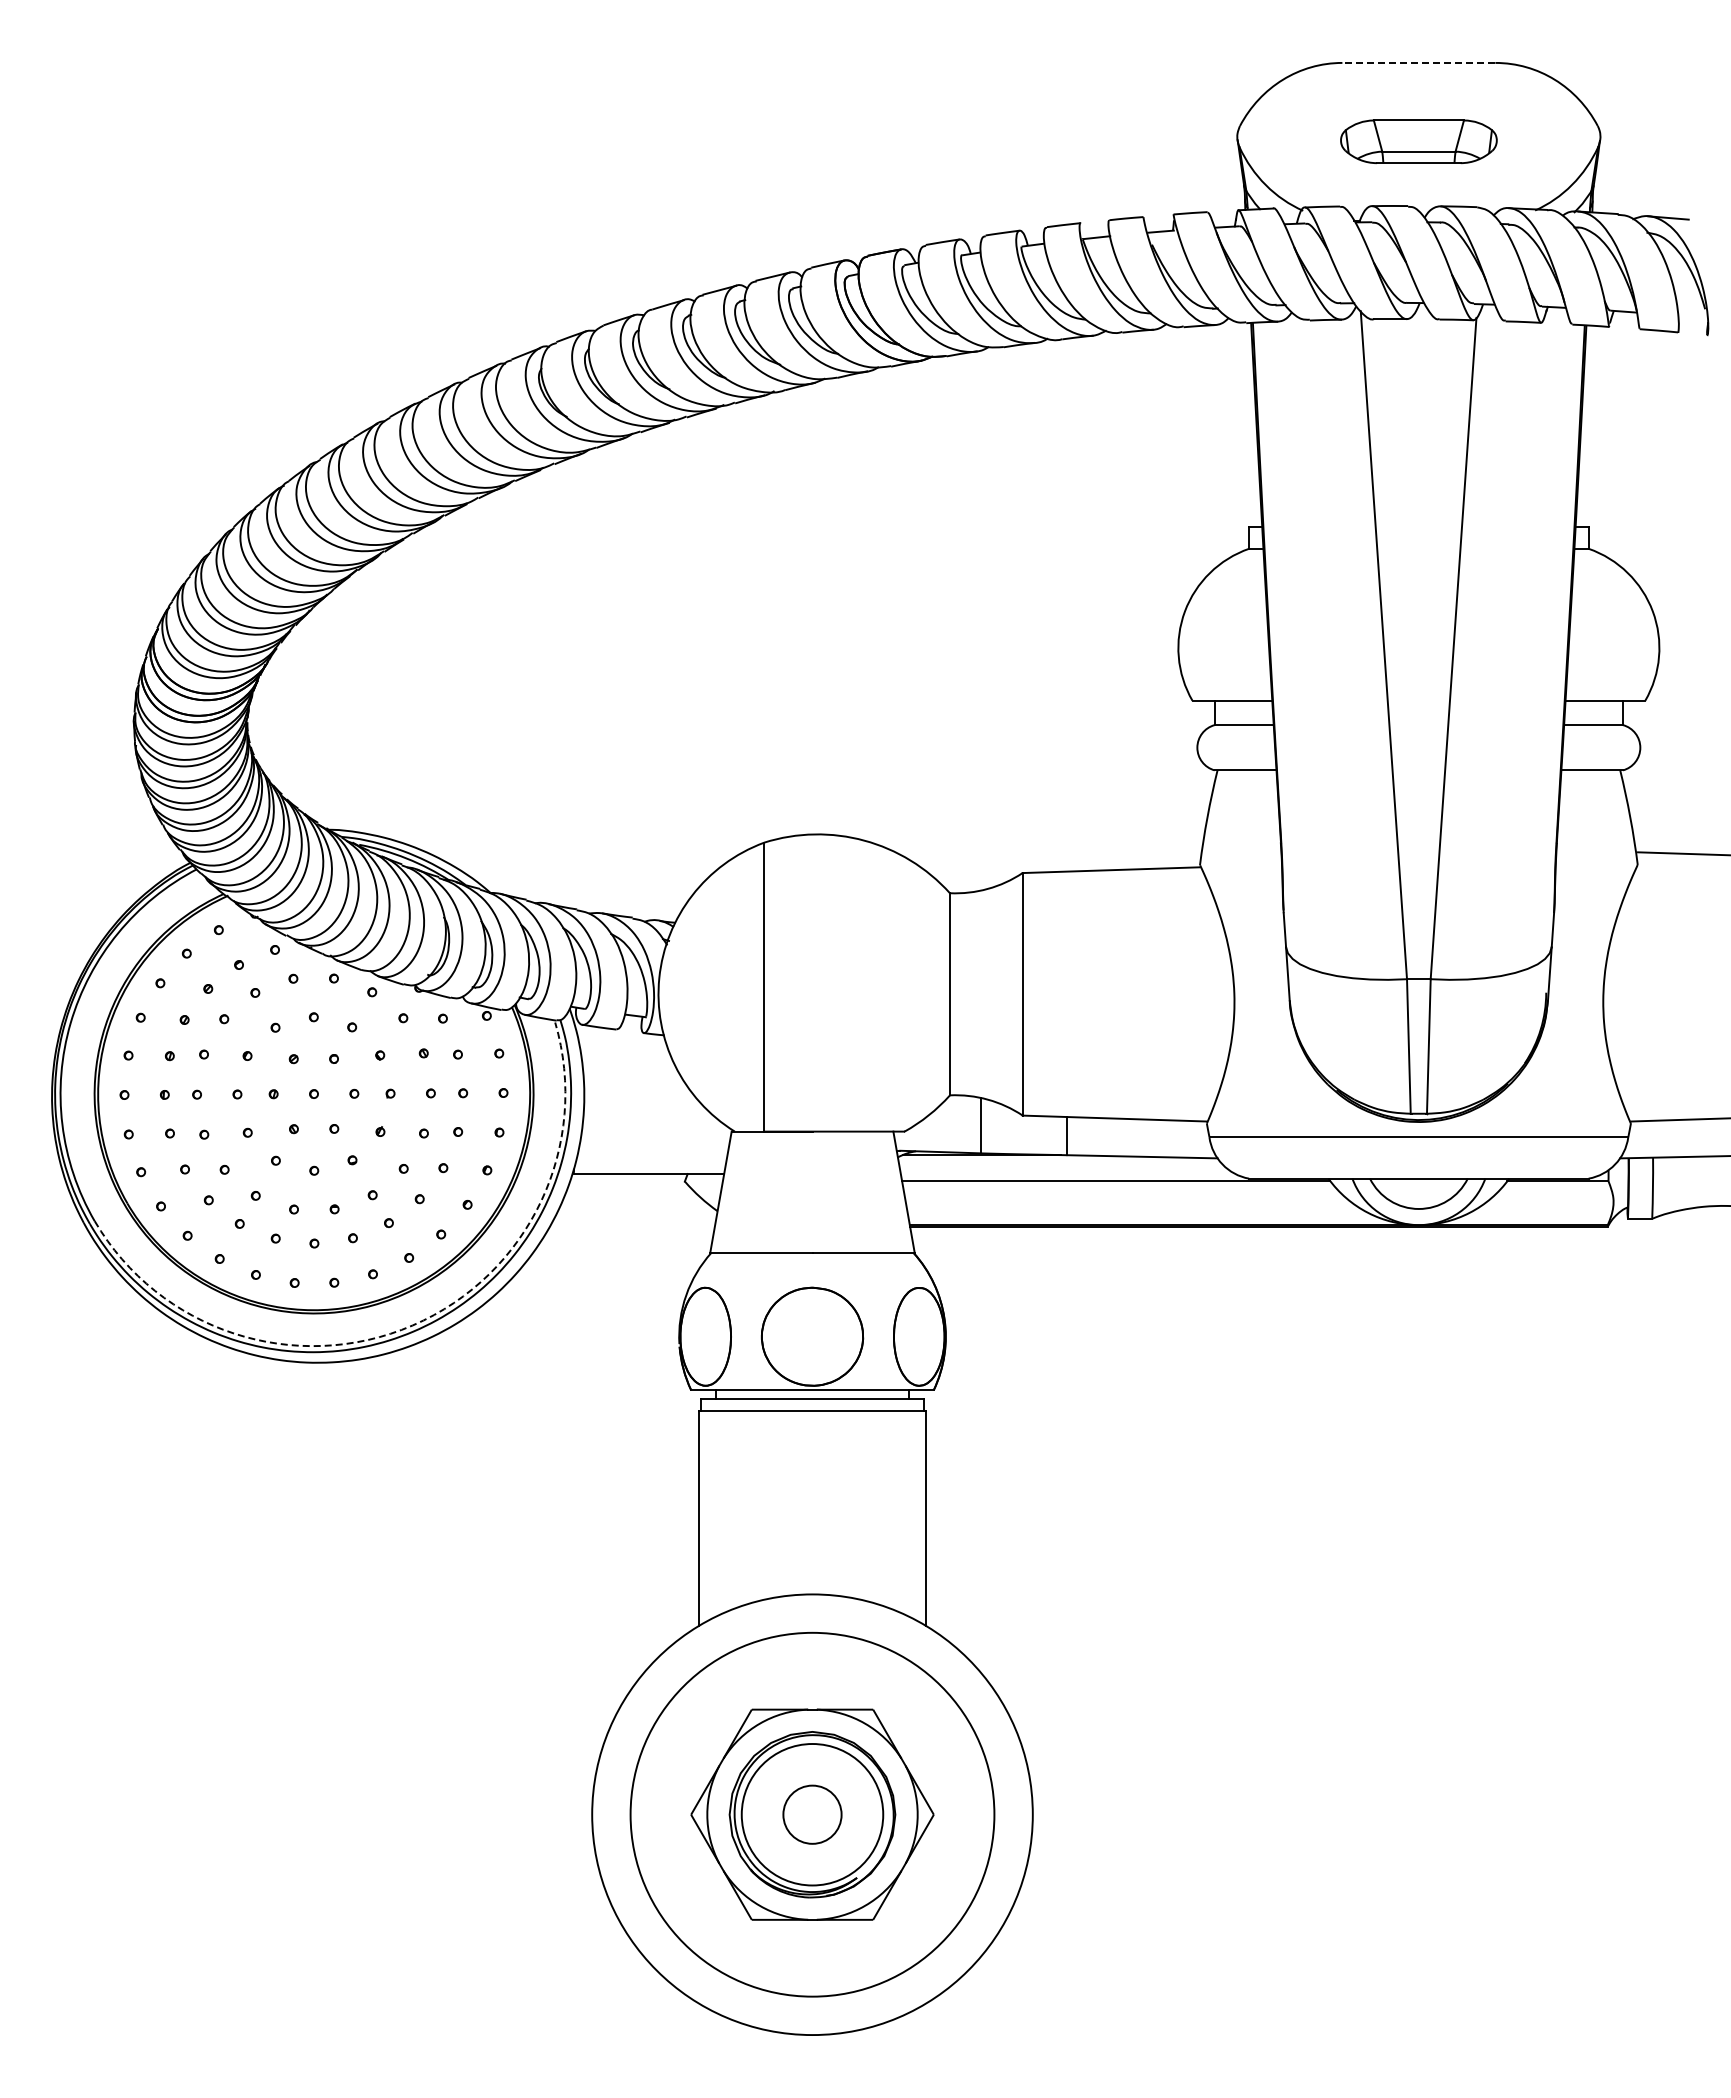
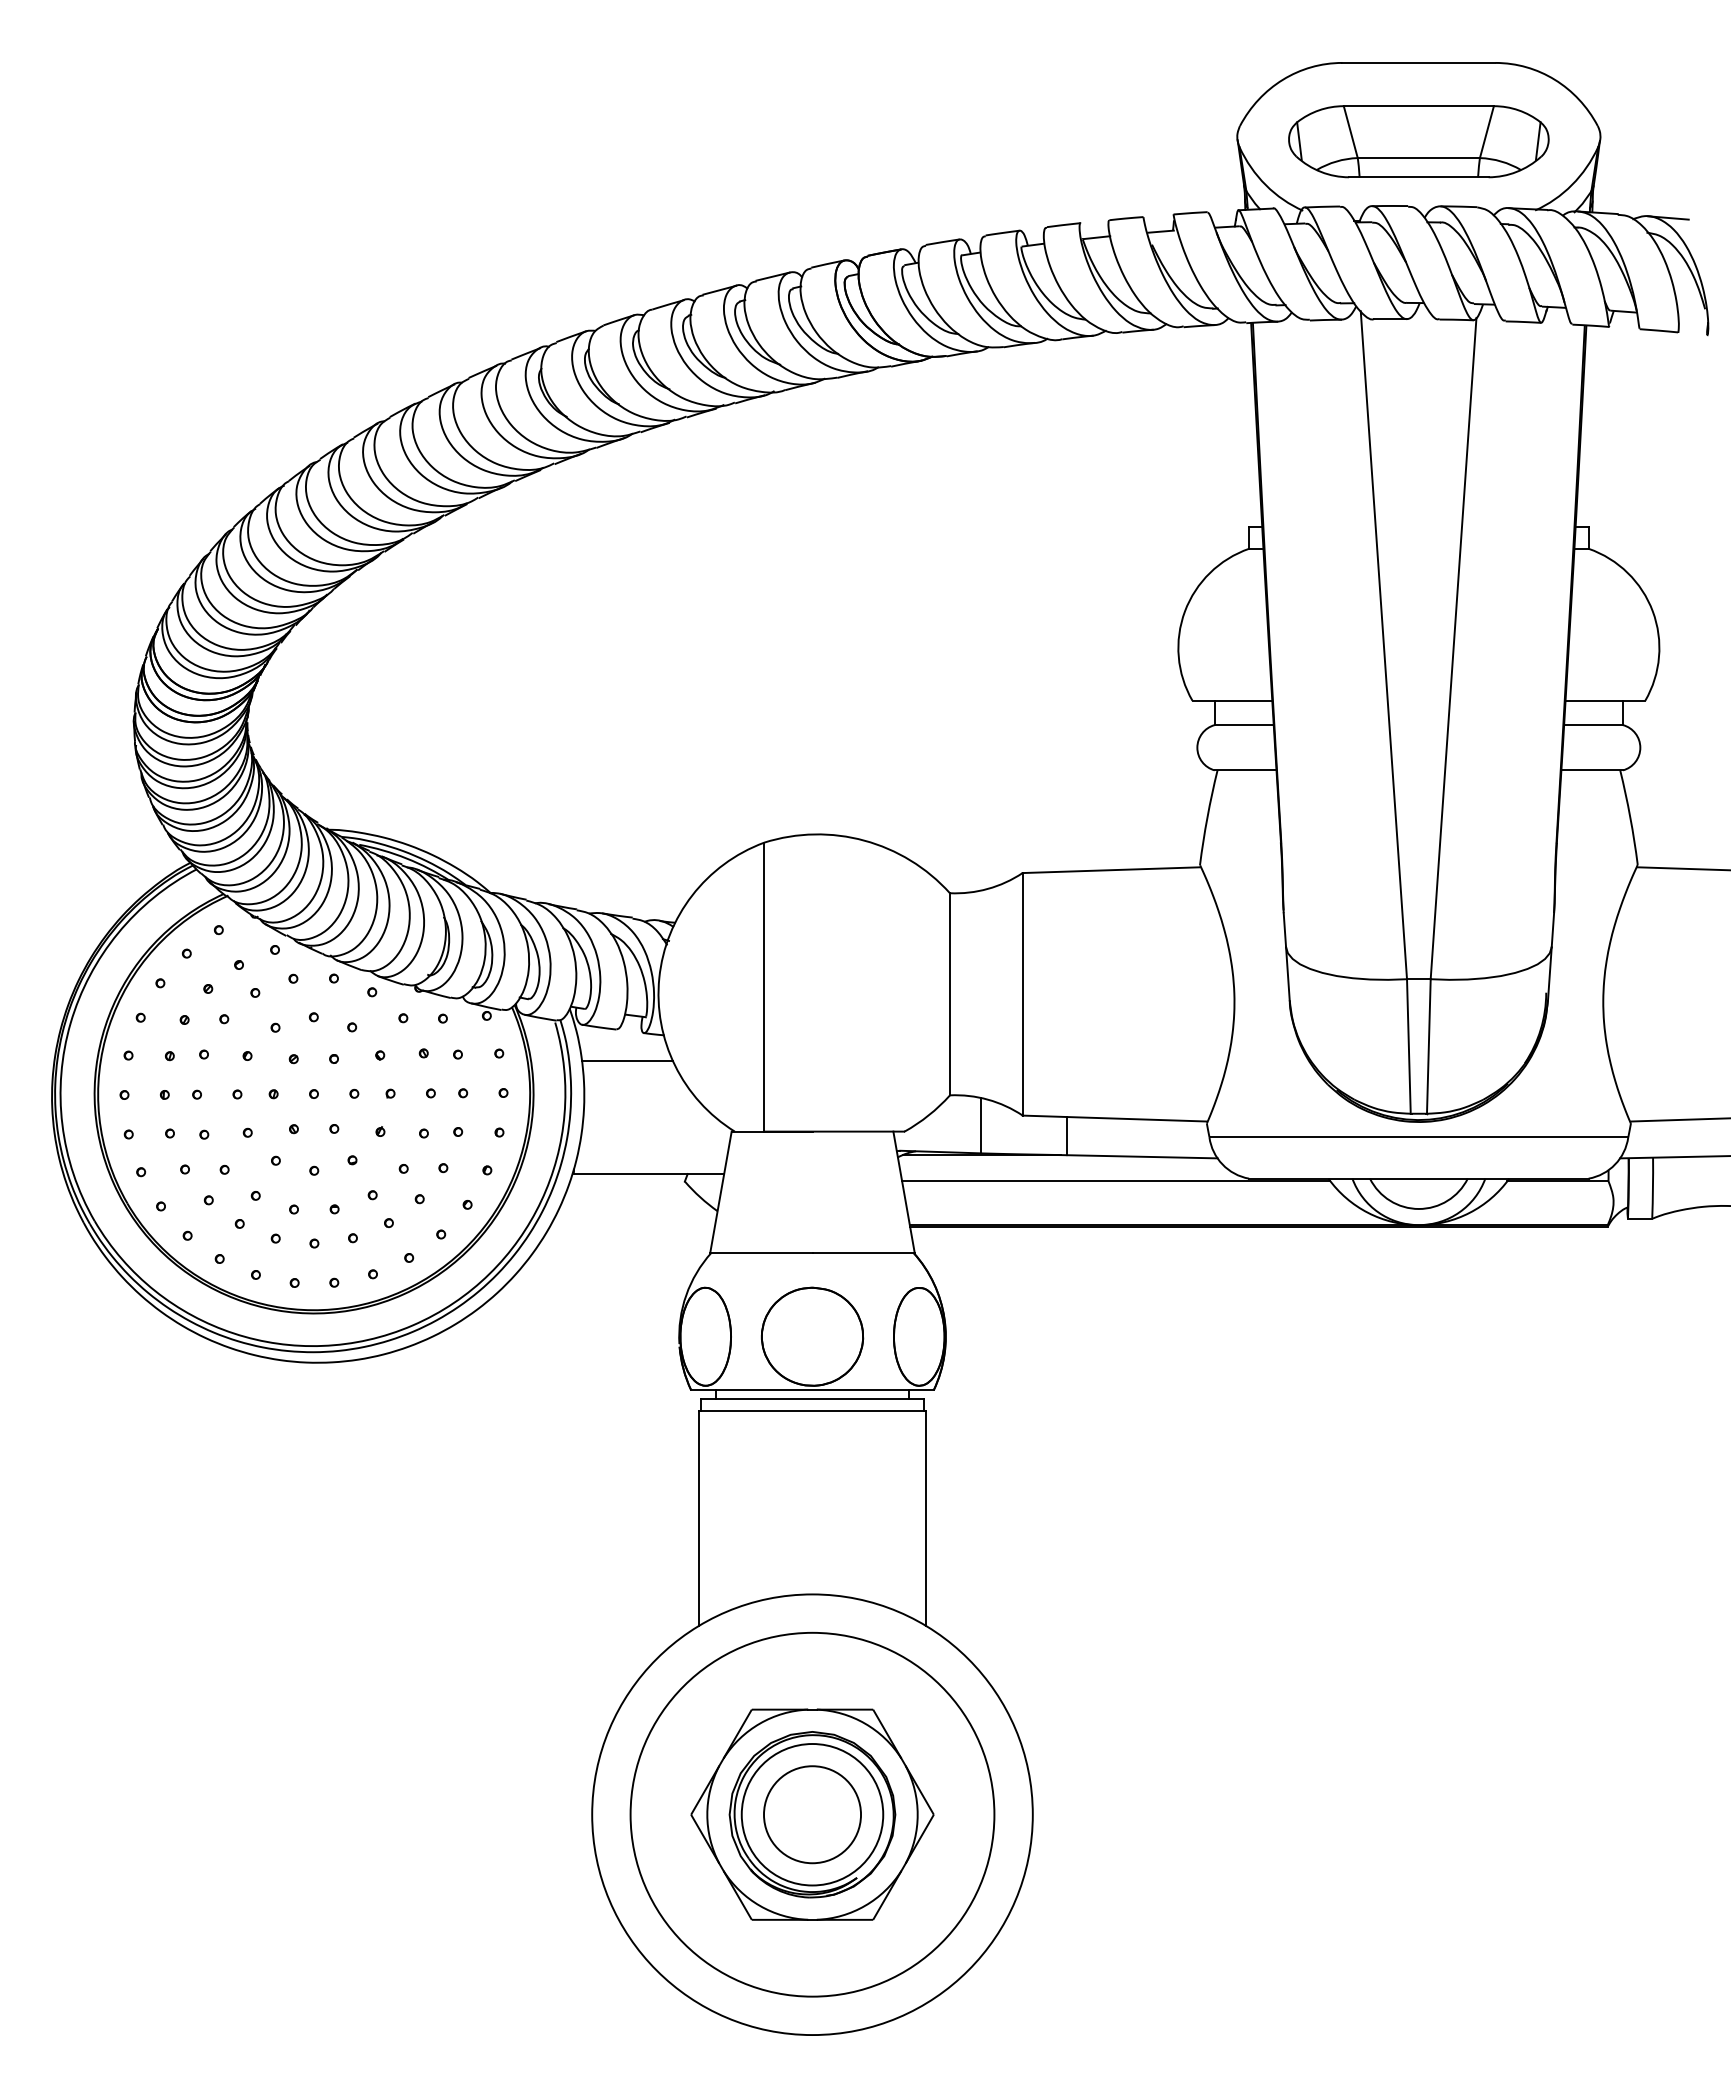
line: dashed -> solid (1418, 62)
part size: 158x45 px -> 262x74 px (1418, 141)
line position: (1682, 853) -> (1682, 868) (1682, 868)
line: none -> present (626, 1060)
arc: dashed -> solid (412, 1325)
circle diameter: 58 px -> 97 px (812, 1814)
